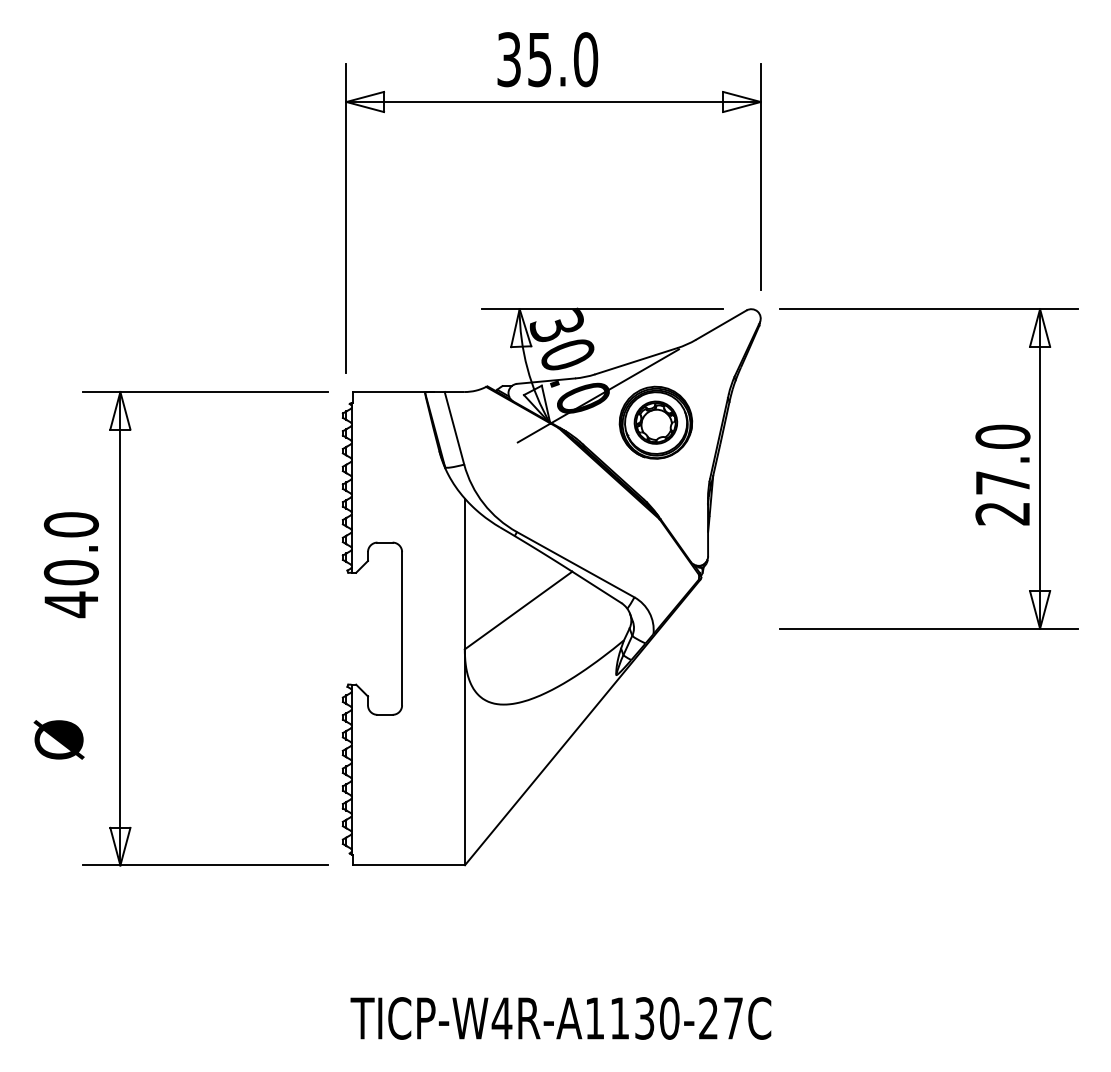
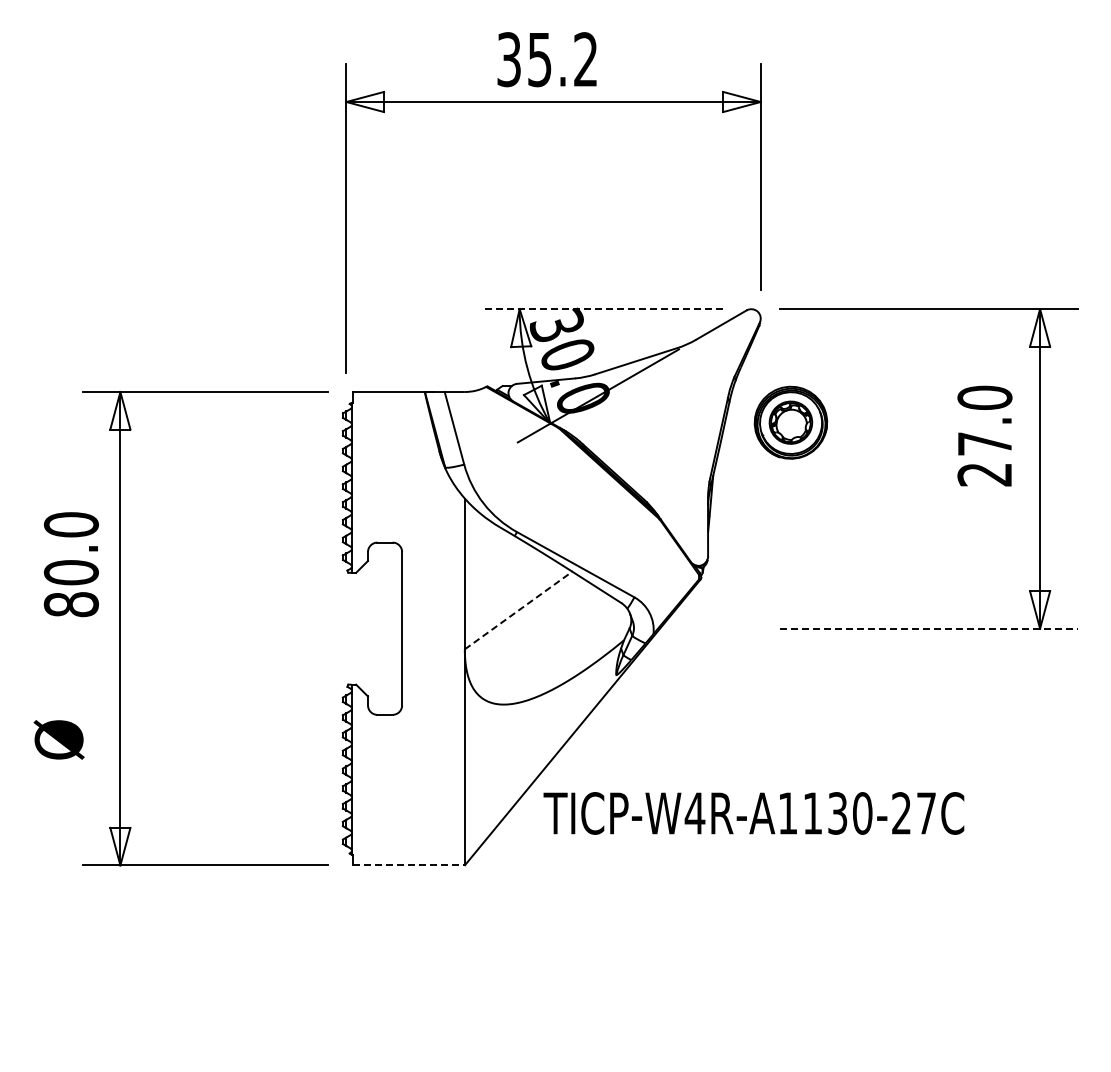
text: 35.0 -> 35.2 (586, 59)
line: solid -> dashed (602, 309)
part position: (655, 422) -> (790, 422) (790, 422)
text position: (1002, 474) -> (984, 435) (984, 435)
text: 40.0 -> 80.0 (70, 604)
line: solid -> dashed (518, 610)
line: solid -> dashed (929, 628)
line: solid -> dashed (409, 865)
text position: (560, 1018) -> (753, 813) (753, 813)
